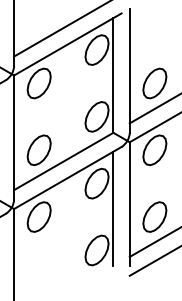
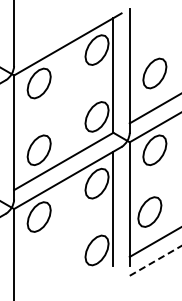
line: present -> none (61, 29)
part position: (154, 83) -> (154, 73) (154, 73)
part position: (154, 216) -> (149, 211) (149, 211)
line: solid -> dashed (155, 260)
